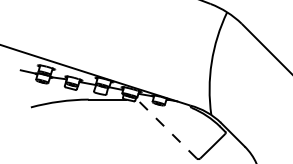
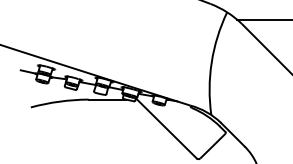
line: none -> present (263, 19)
line: dashed -> solid (166, 128)
